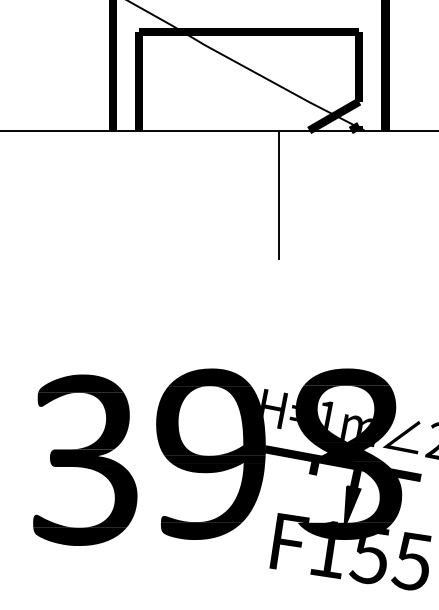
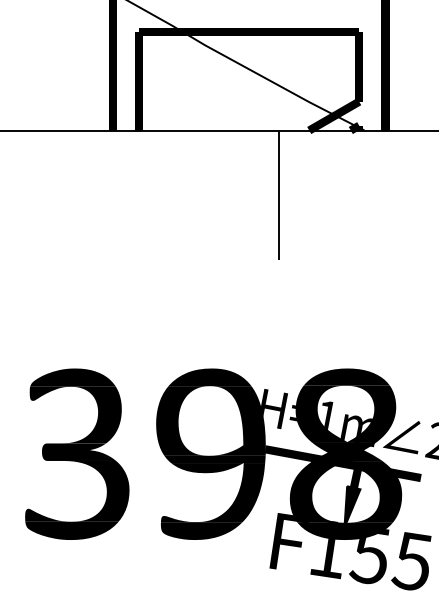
part position: (85, 459) -> (77, 453) (77, 453)
fill: none -> present (317, 491)
